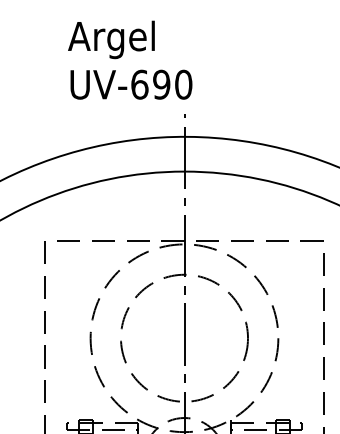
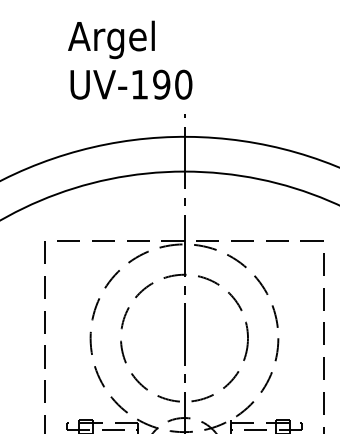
text: UV-690 -> UV-190 (139, 84)
